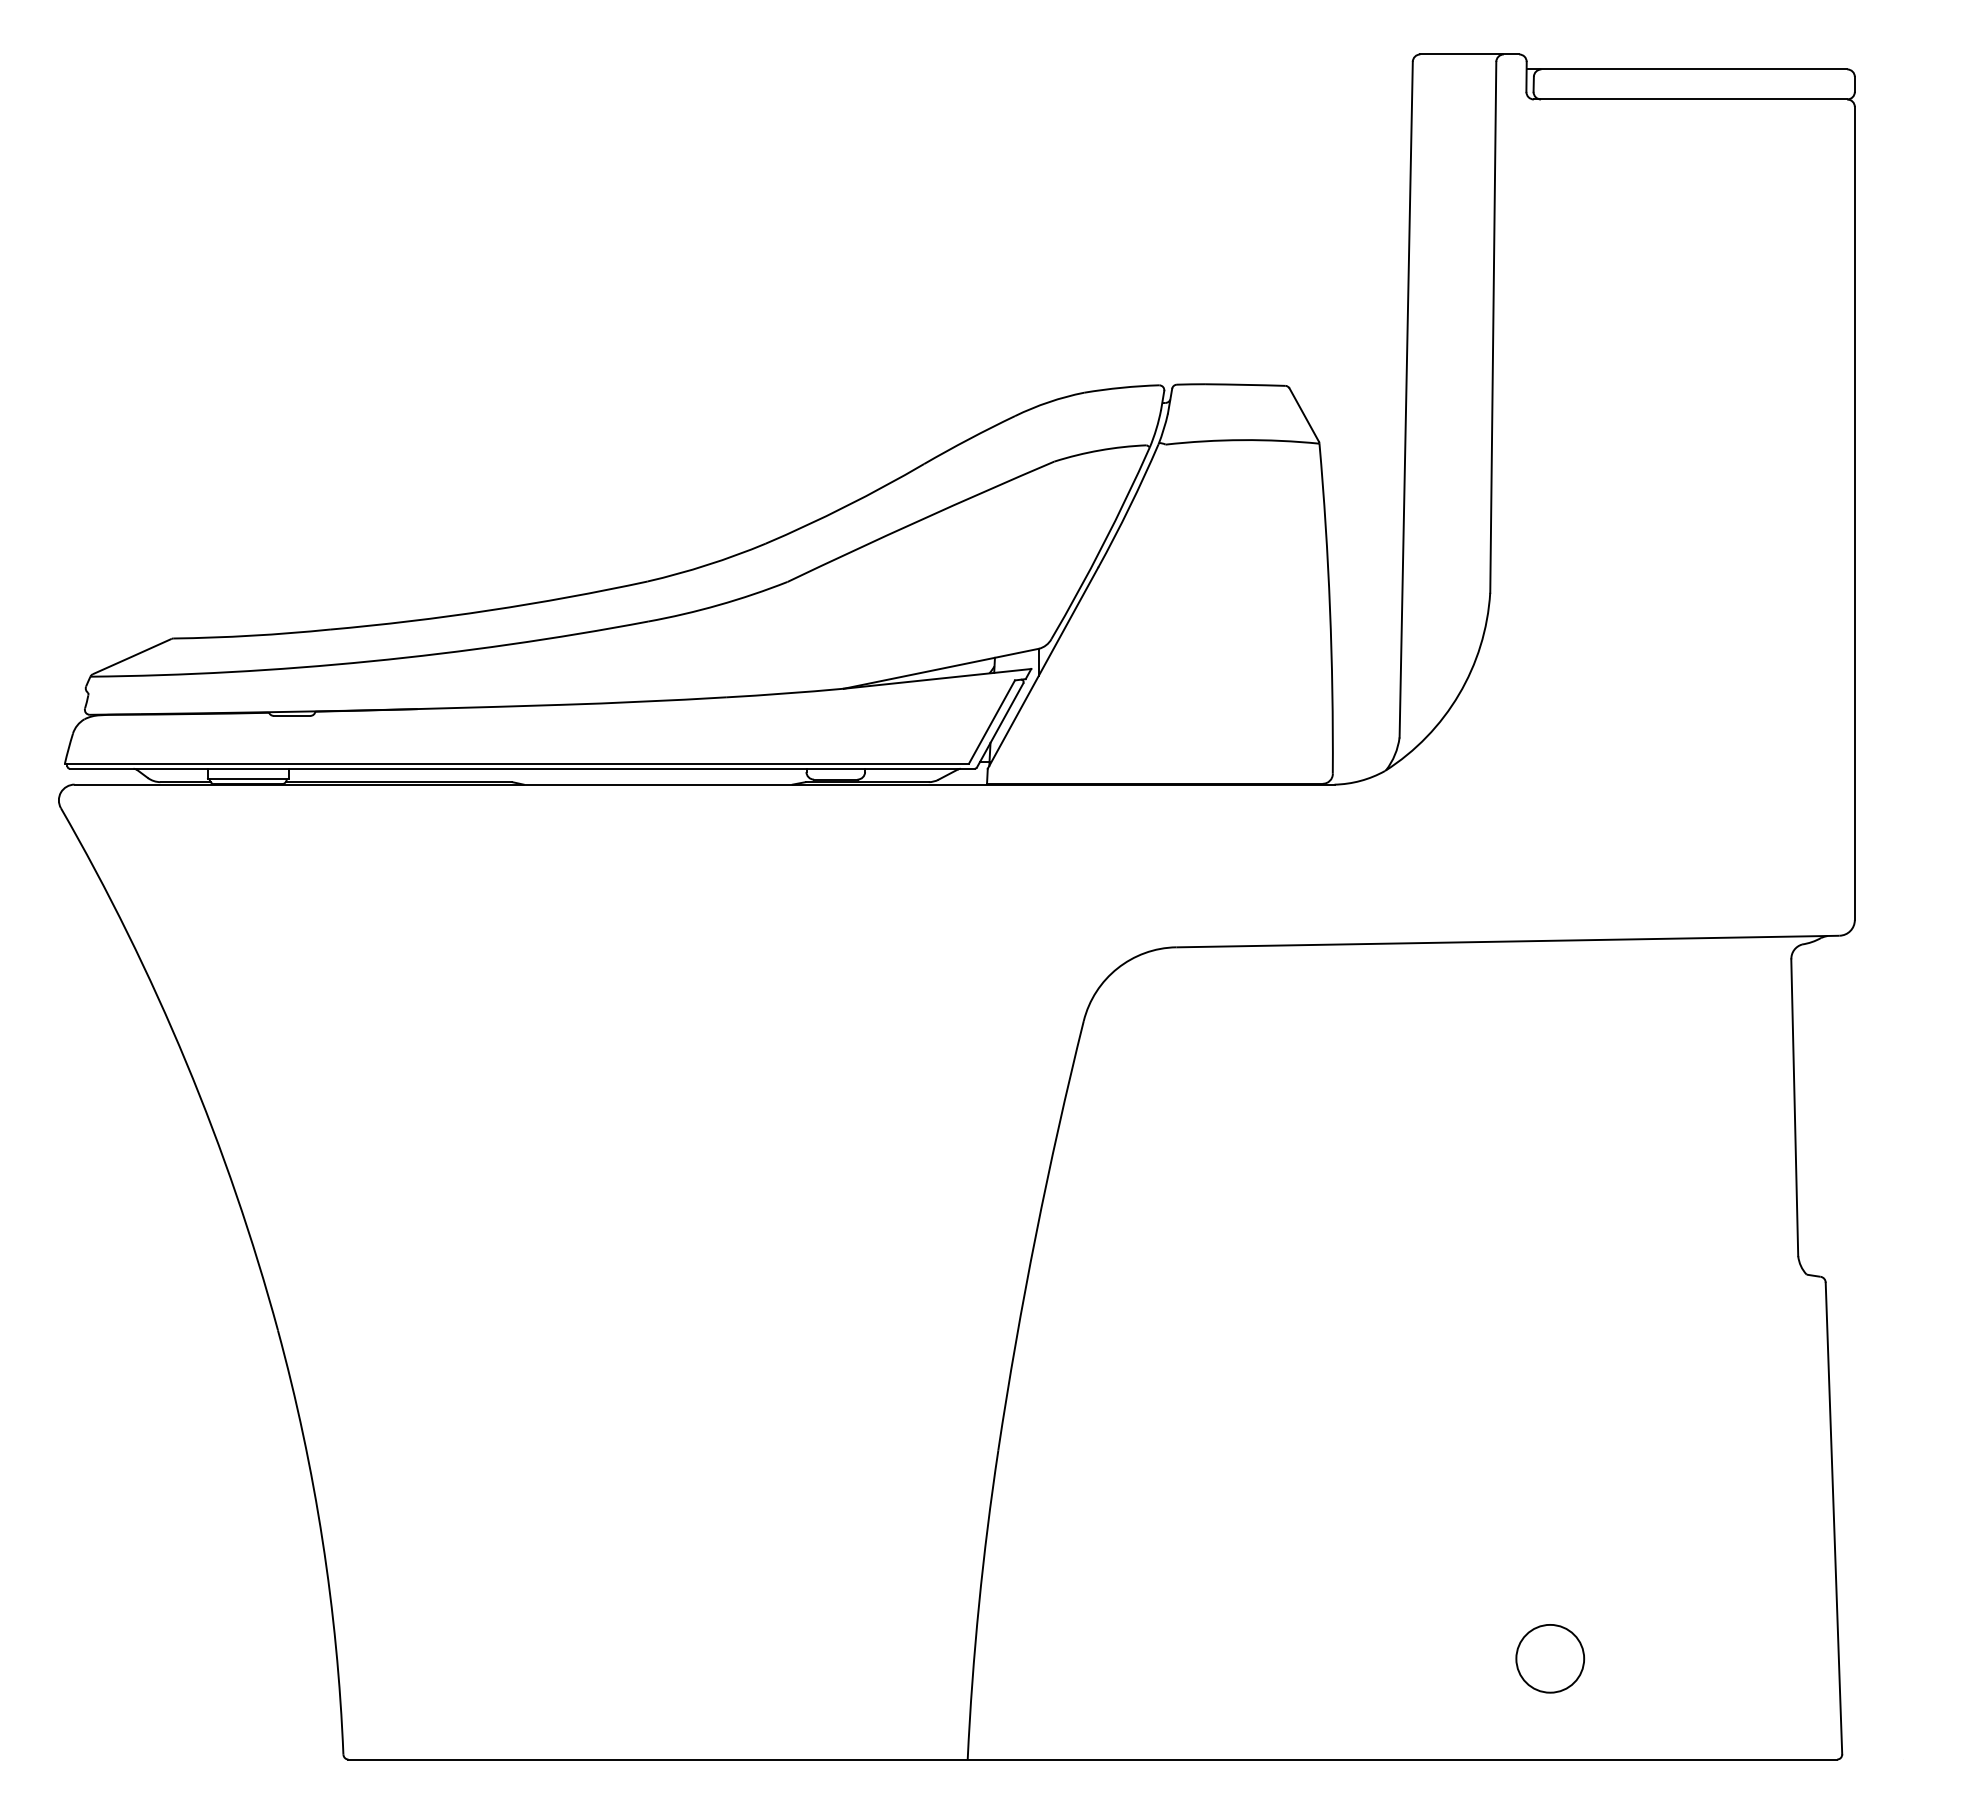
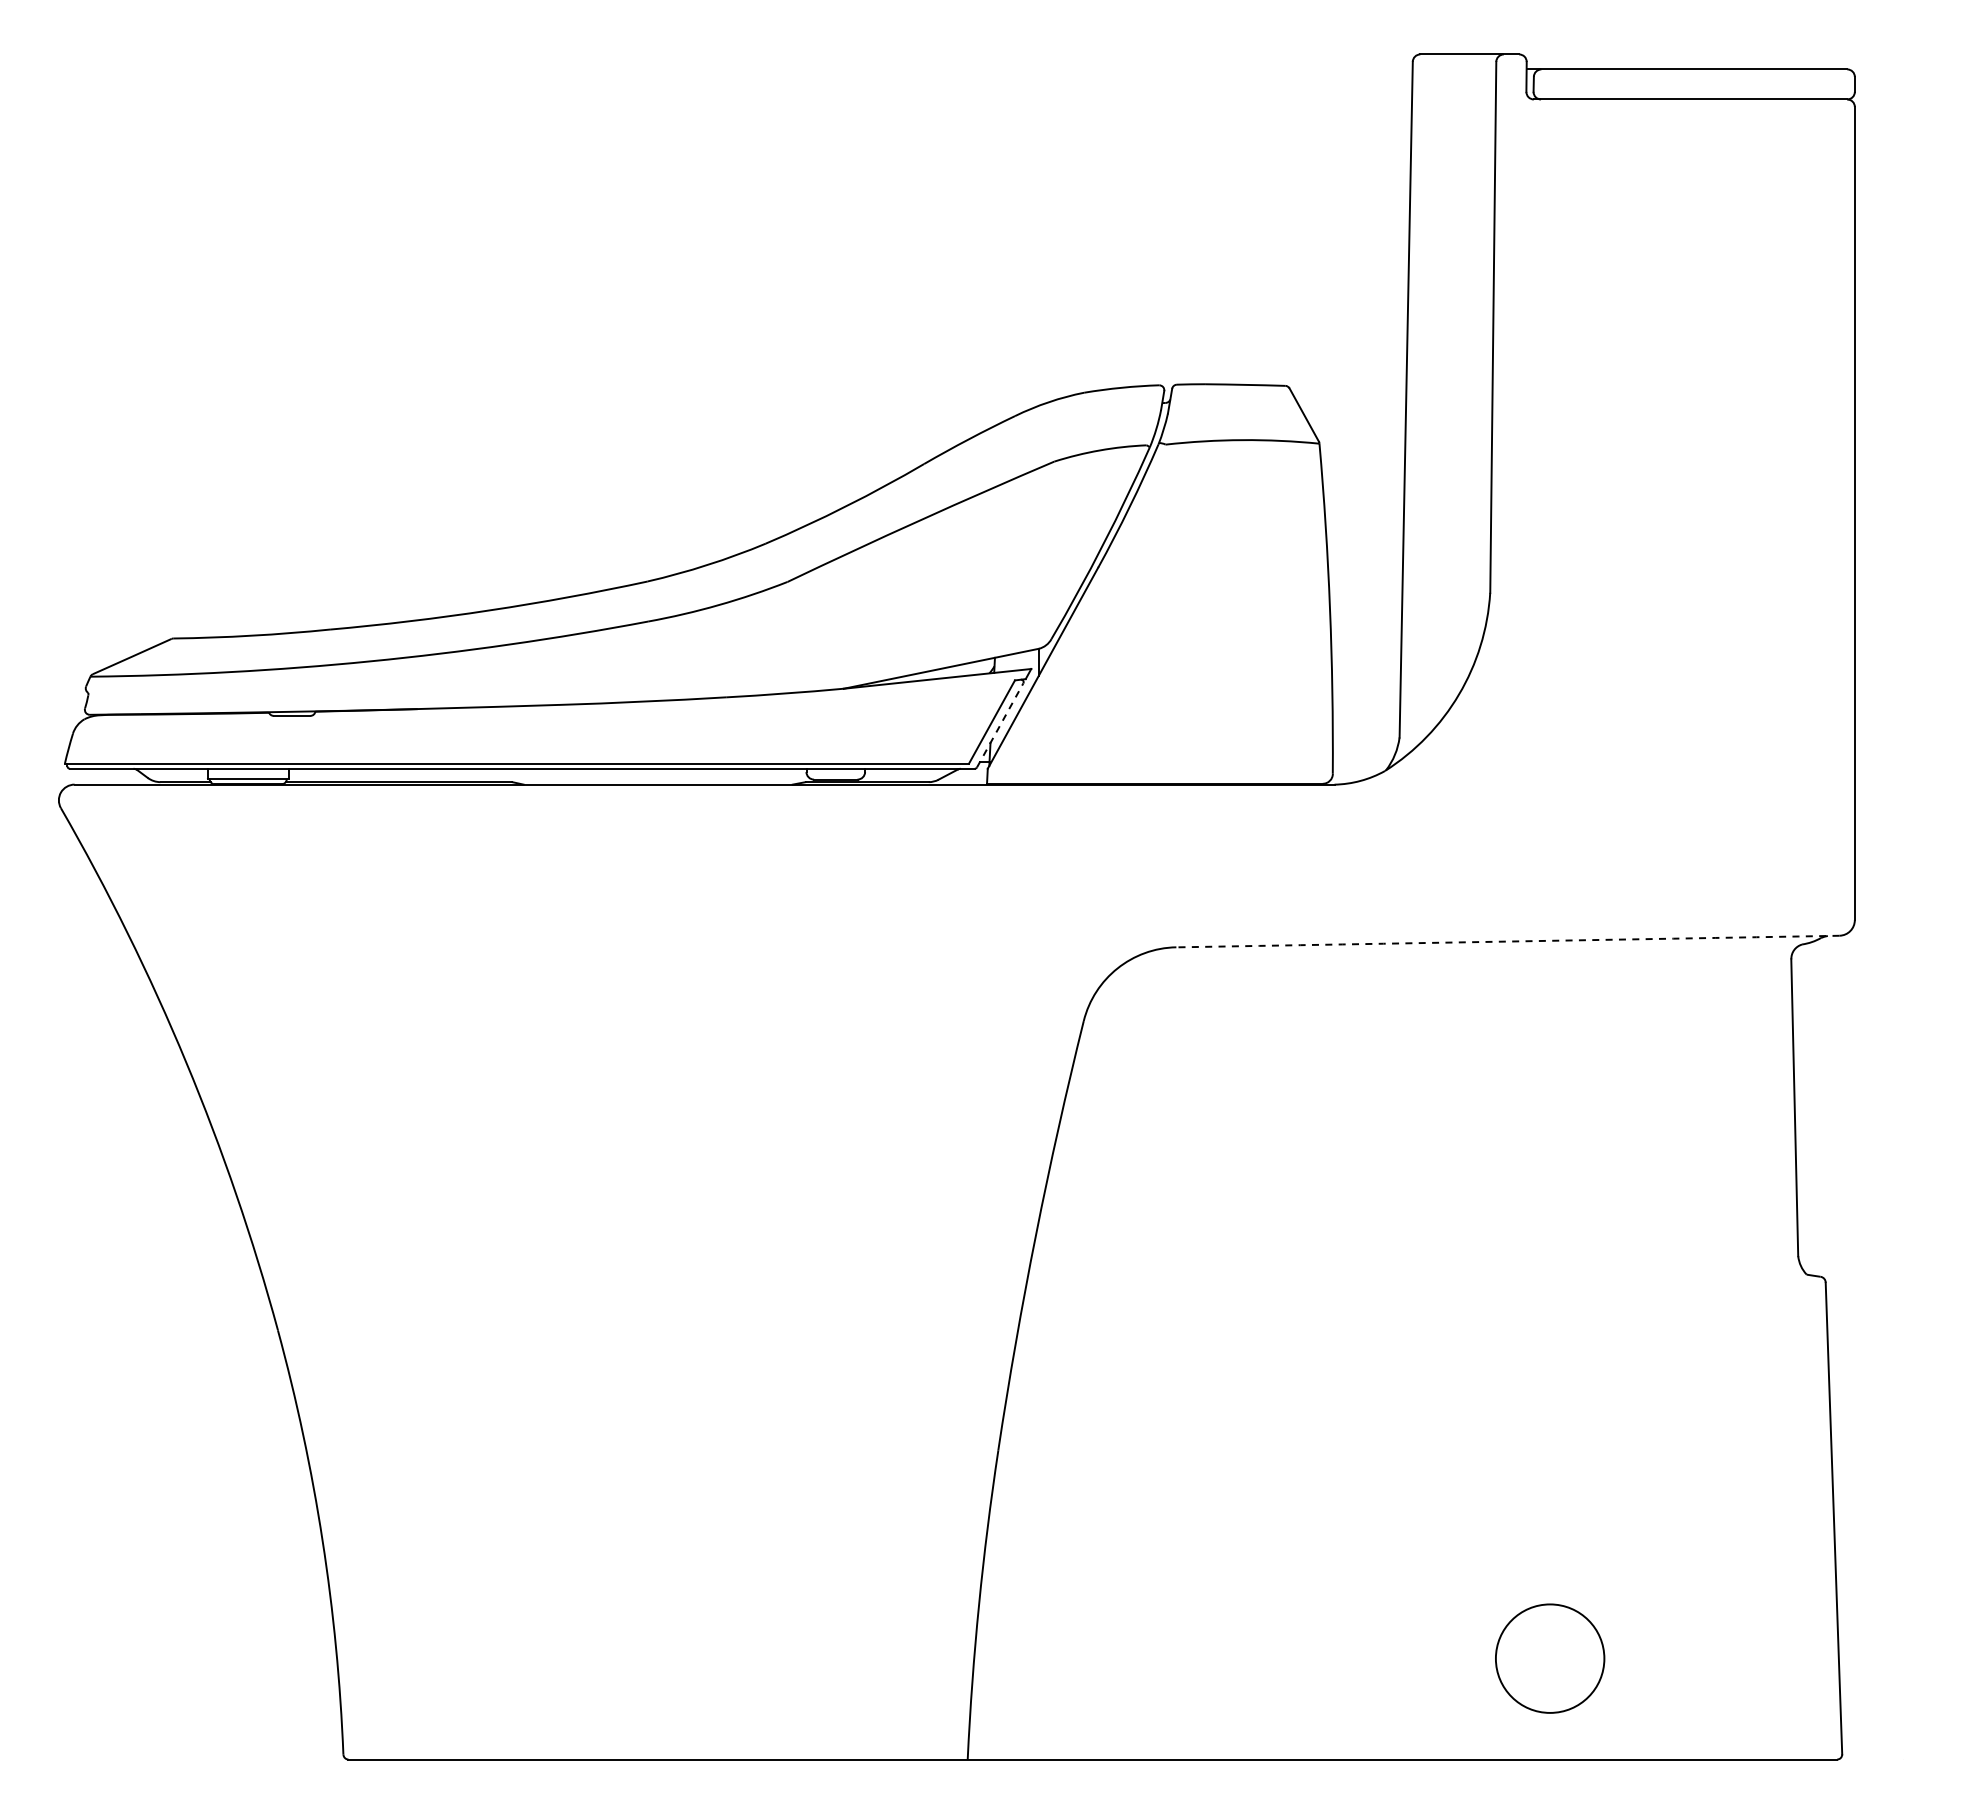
line: solid -> dashed (1000, 725)
arc: solid -> dashed (1507, 941)
circle size: 71x70 px -> 111x111 px (1550, 1658)
